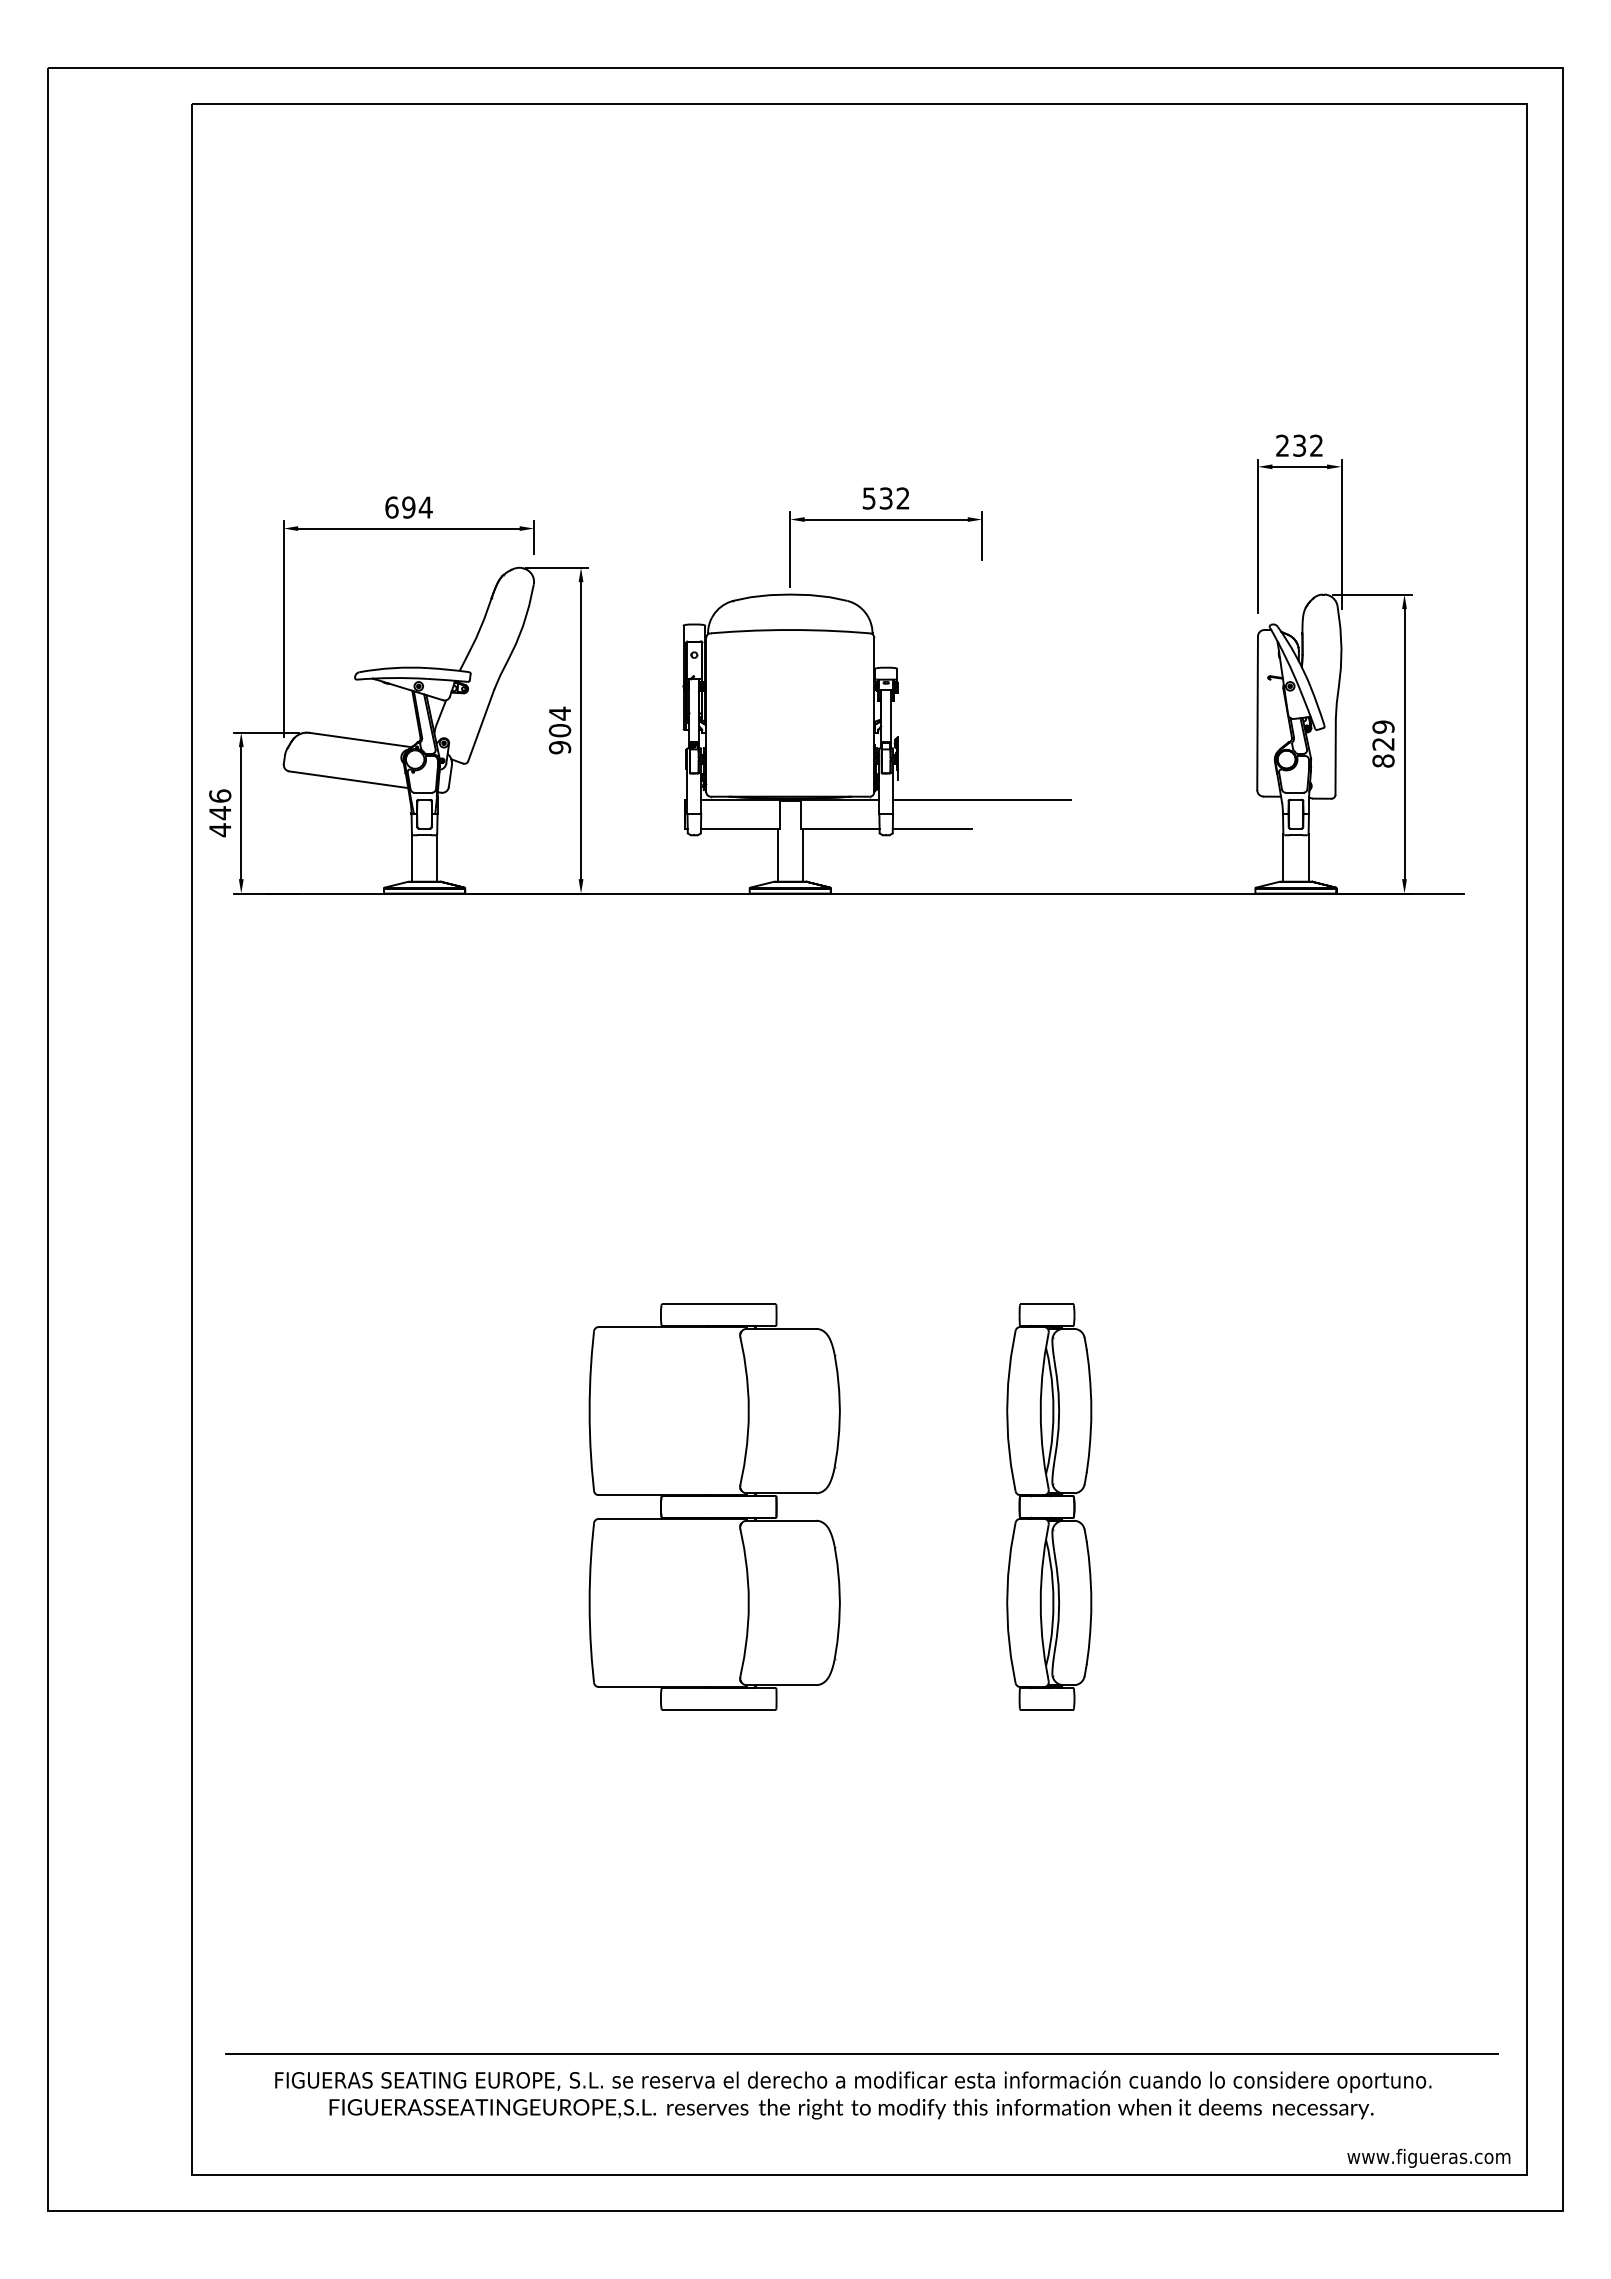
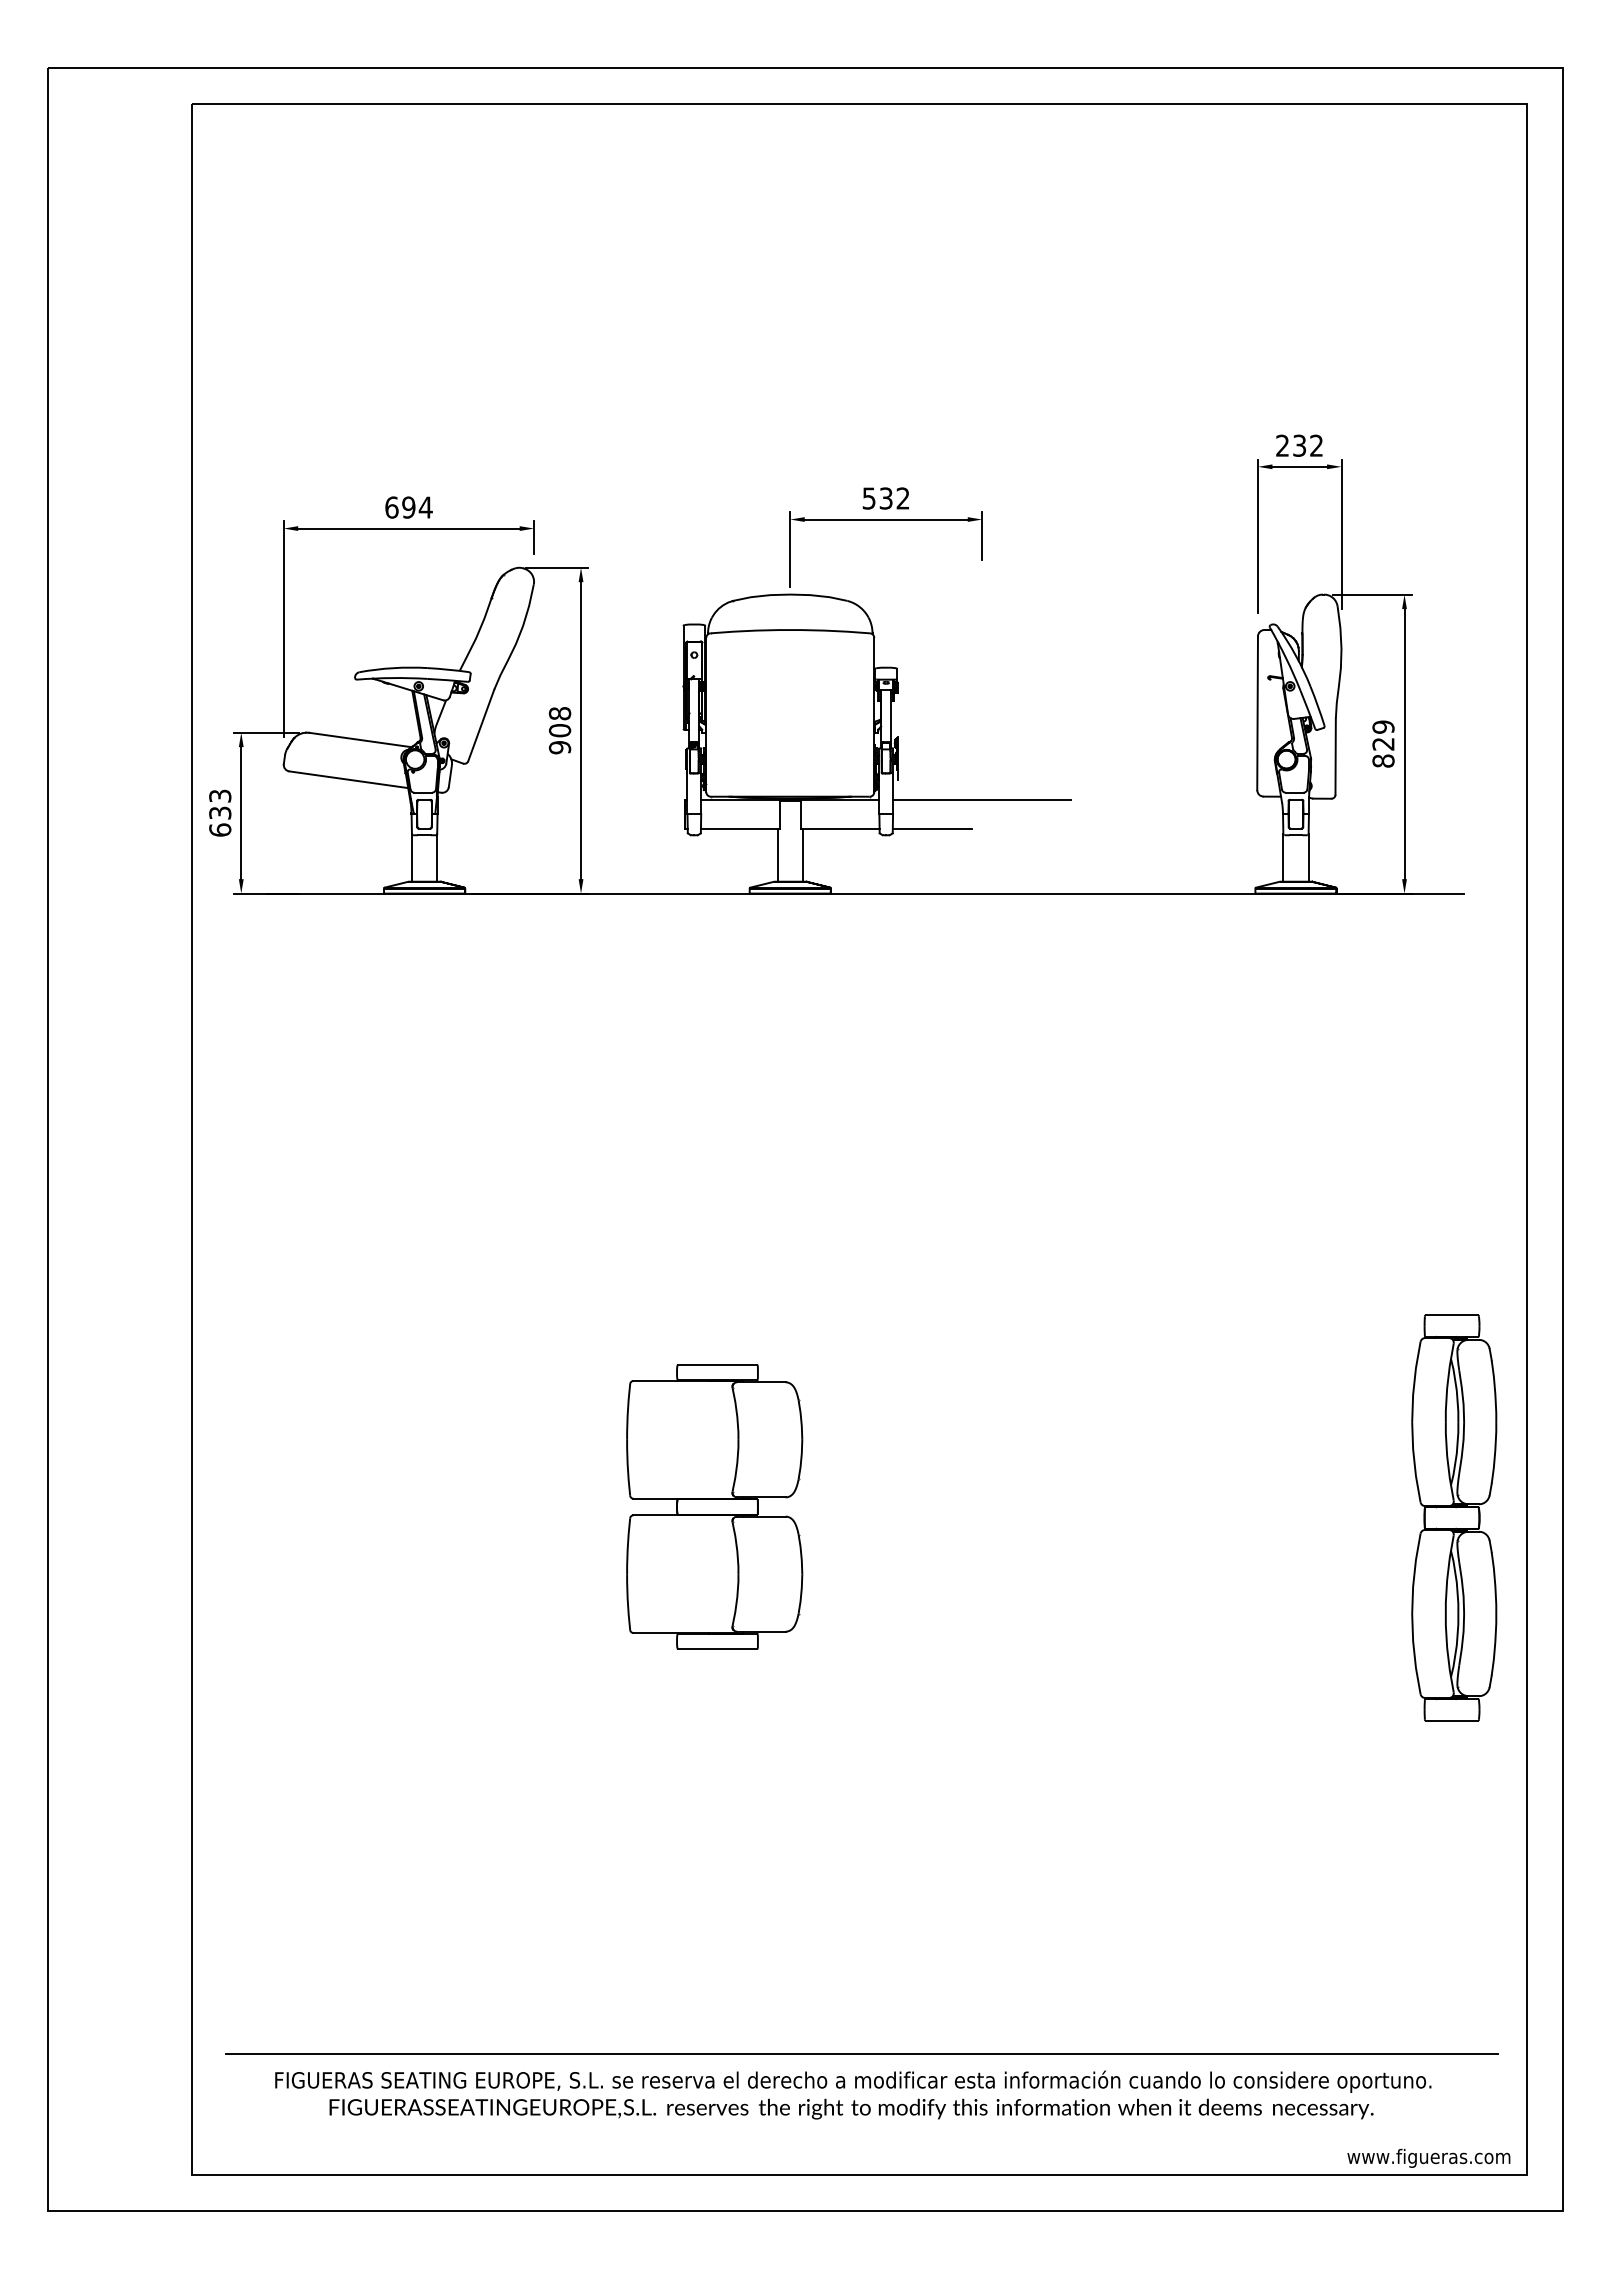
text: 904 -> 908 (559, 713)
text: 446 -> 633 (220, 813)
part size: 253x408 px -> 178x286 px (714, 1506)
part position: (1049, 1506) -> (1454, 1517) (1454, 1517)
